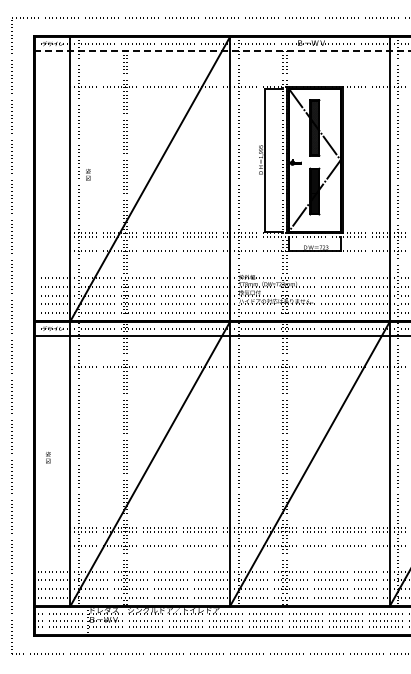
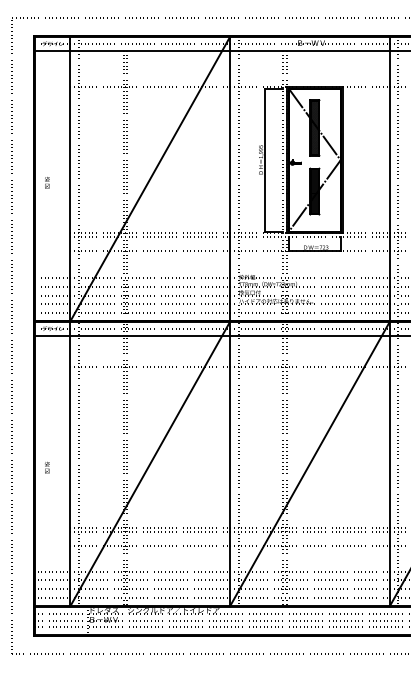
line: dashed -> solid (222, 51)
text position: (88, 174) -> (47, 182) (47, 182)
text position: (48, 457) -> (47, 467) (47, 467)
